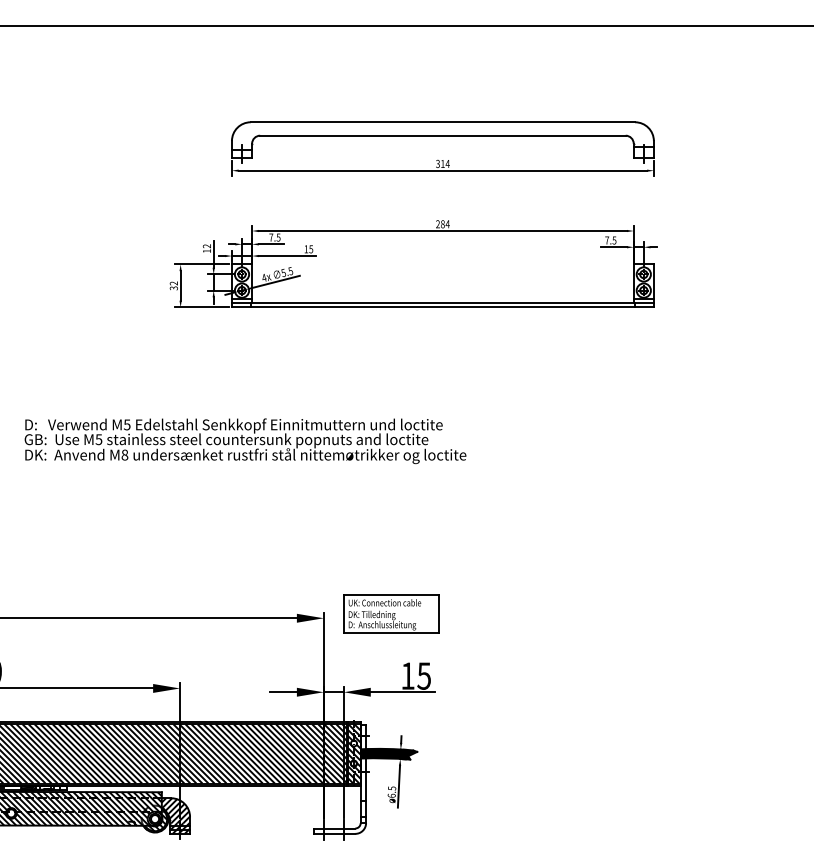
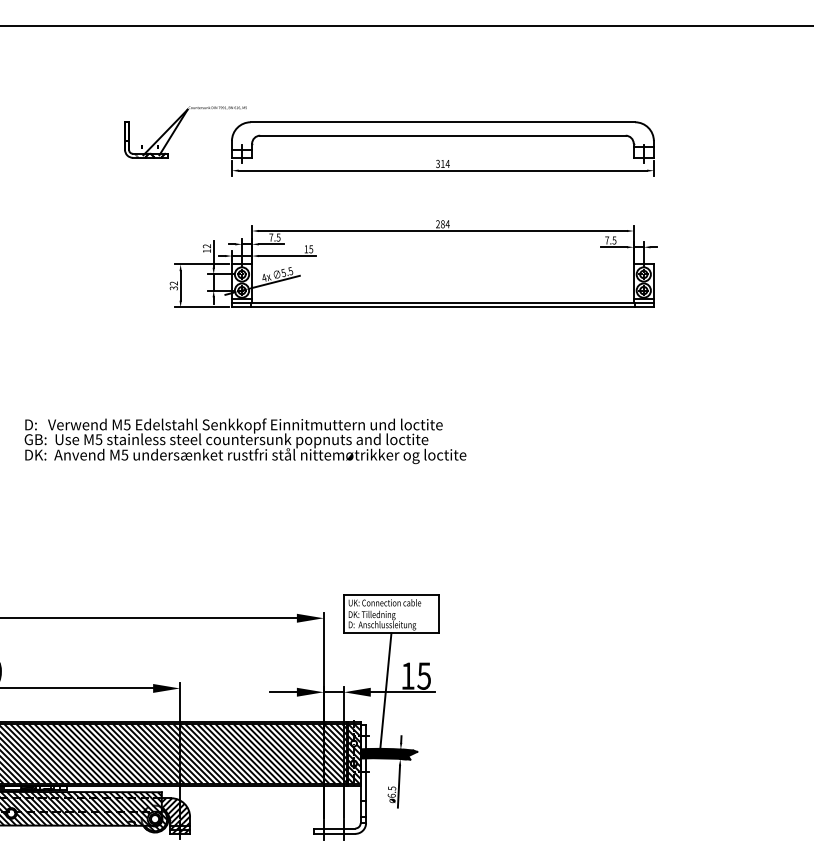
part: none -> present (177, 128)
text: M8 -> M5 (124, 454)
line: none -> present (385, 694)
